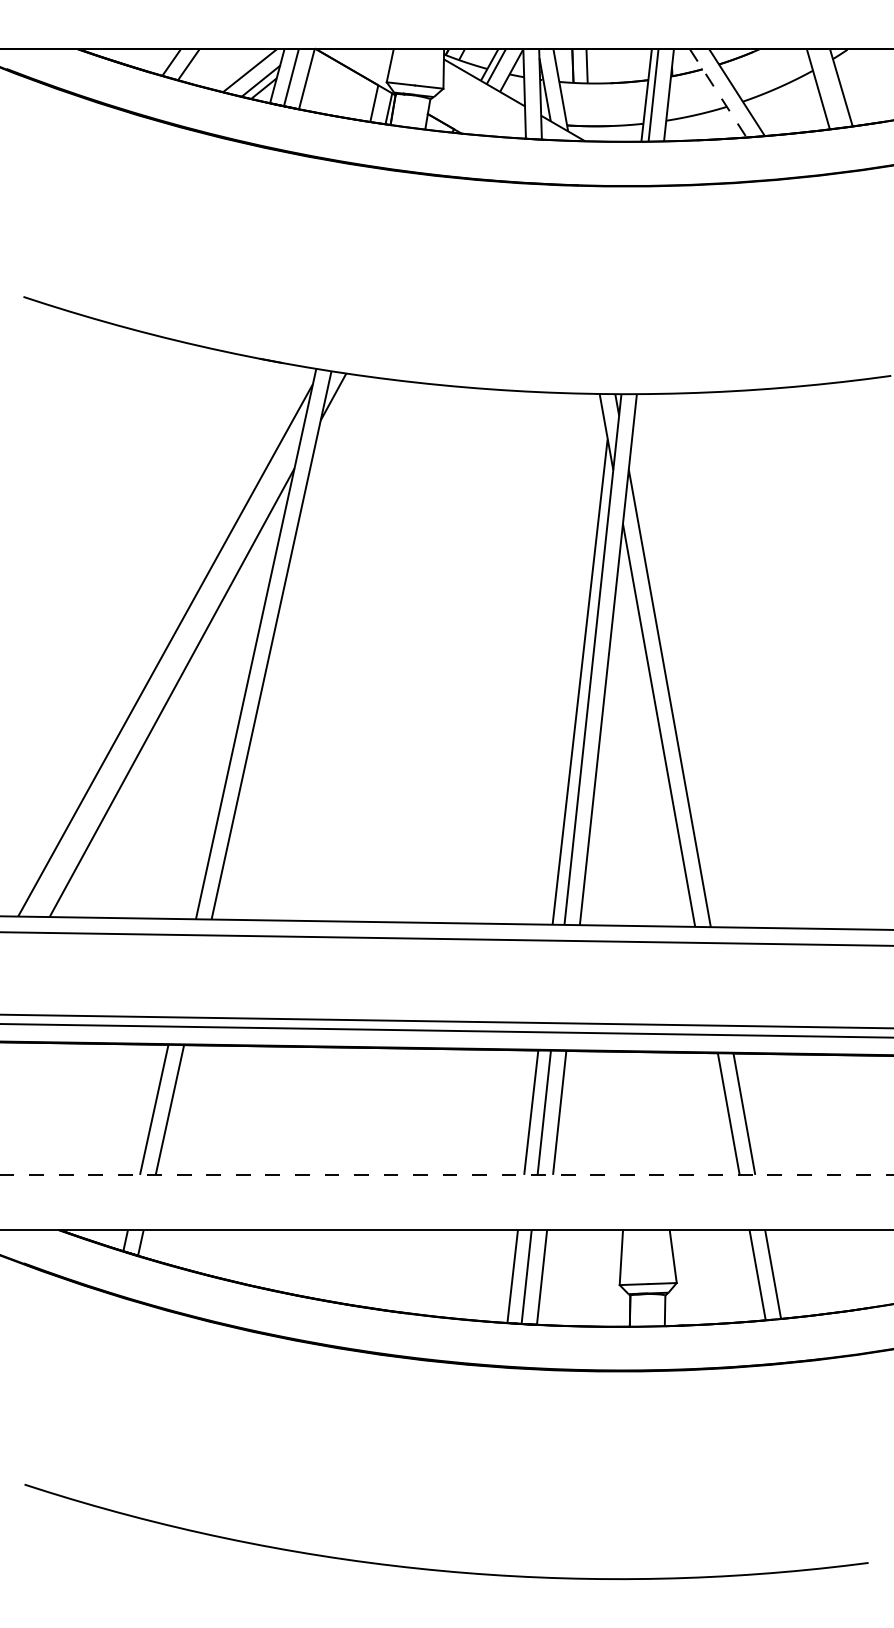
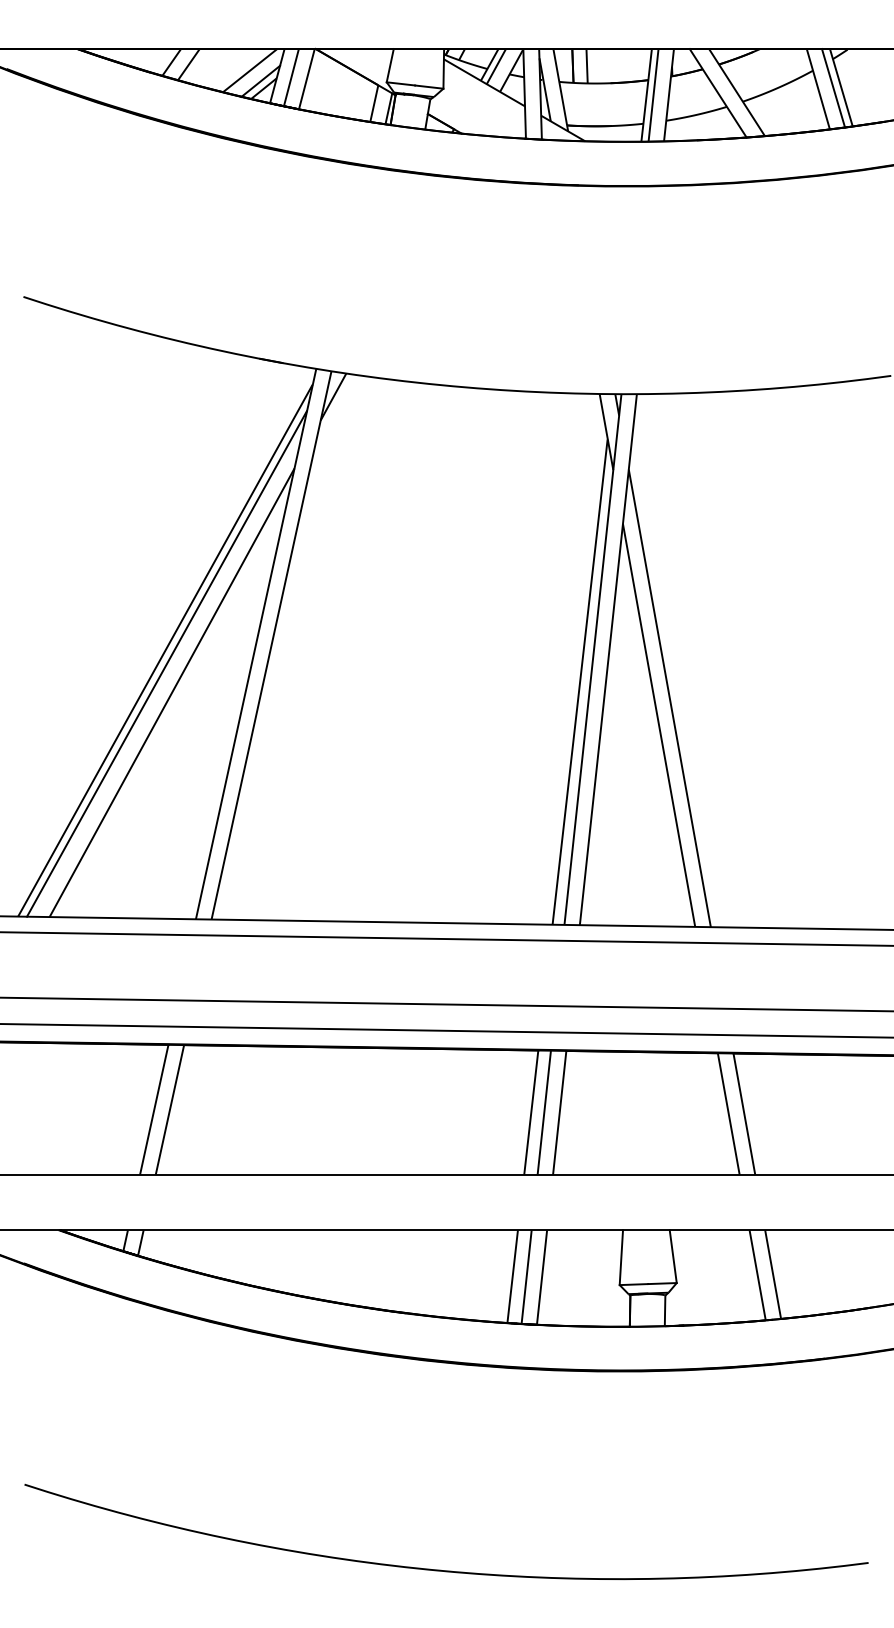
line: none -> present (833, 88)
line: dashed -> solid (718, 93)
line: none -> present (166, 663)
line position: (446, 1021) -> (446, 1004) (446, 1004)
line: dashed -> solid (446, 1174)
